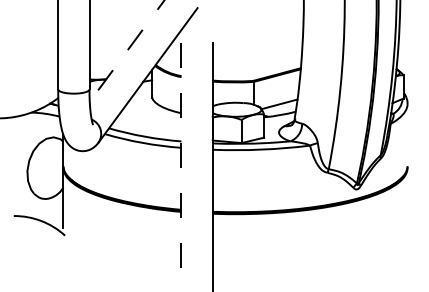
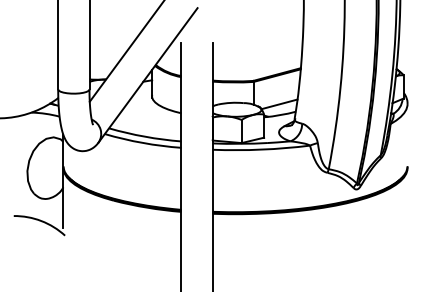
line: dashed -> solid (126, 51)
line: dashed -> solid (181, 167)
